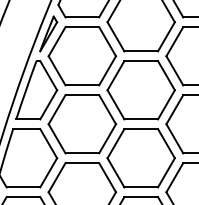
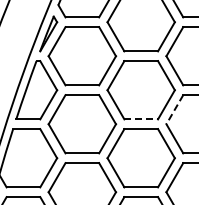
line: solid -> dashed (174, 109)
line: solid -> dashed (141, 119)
